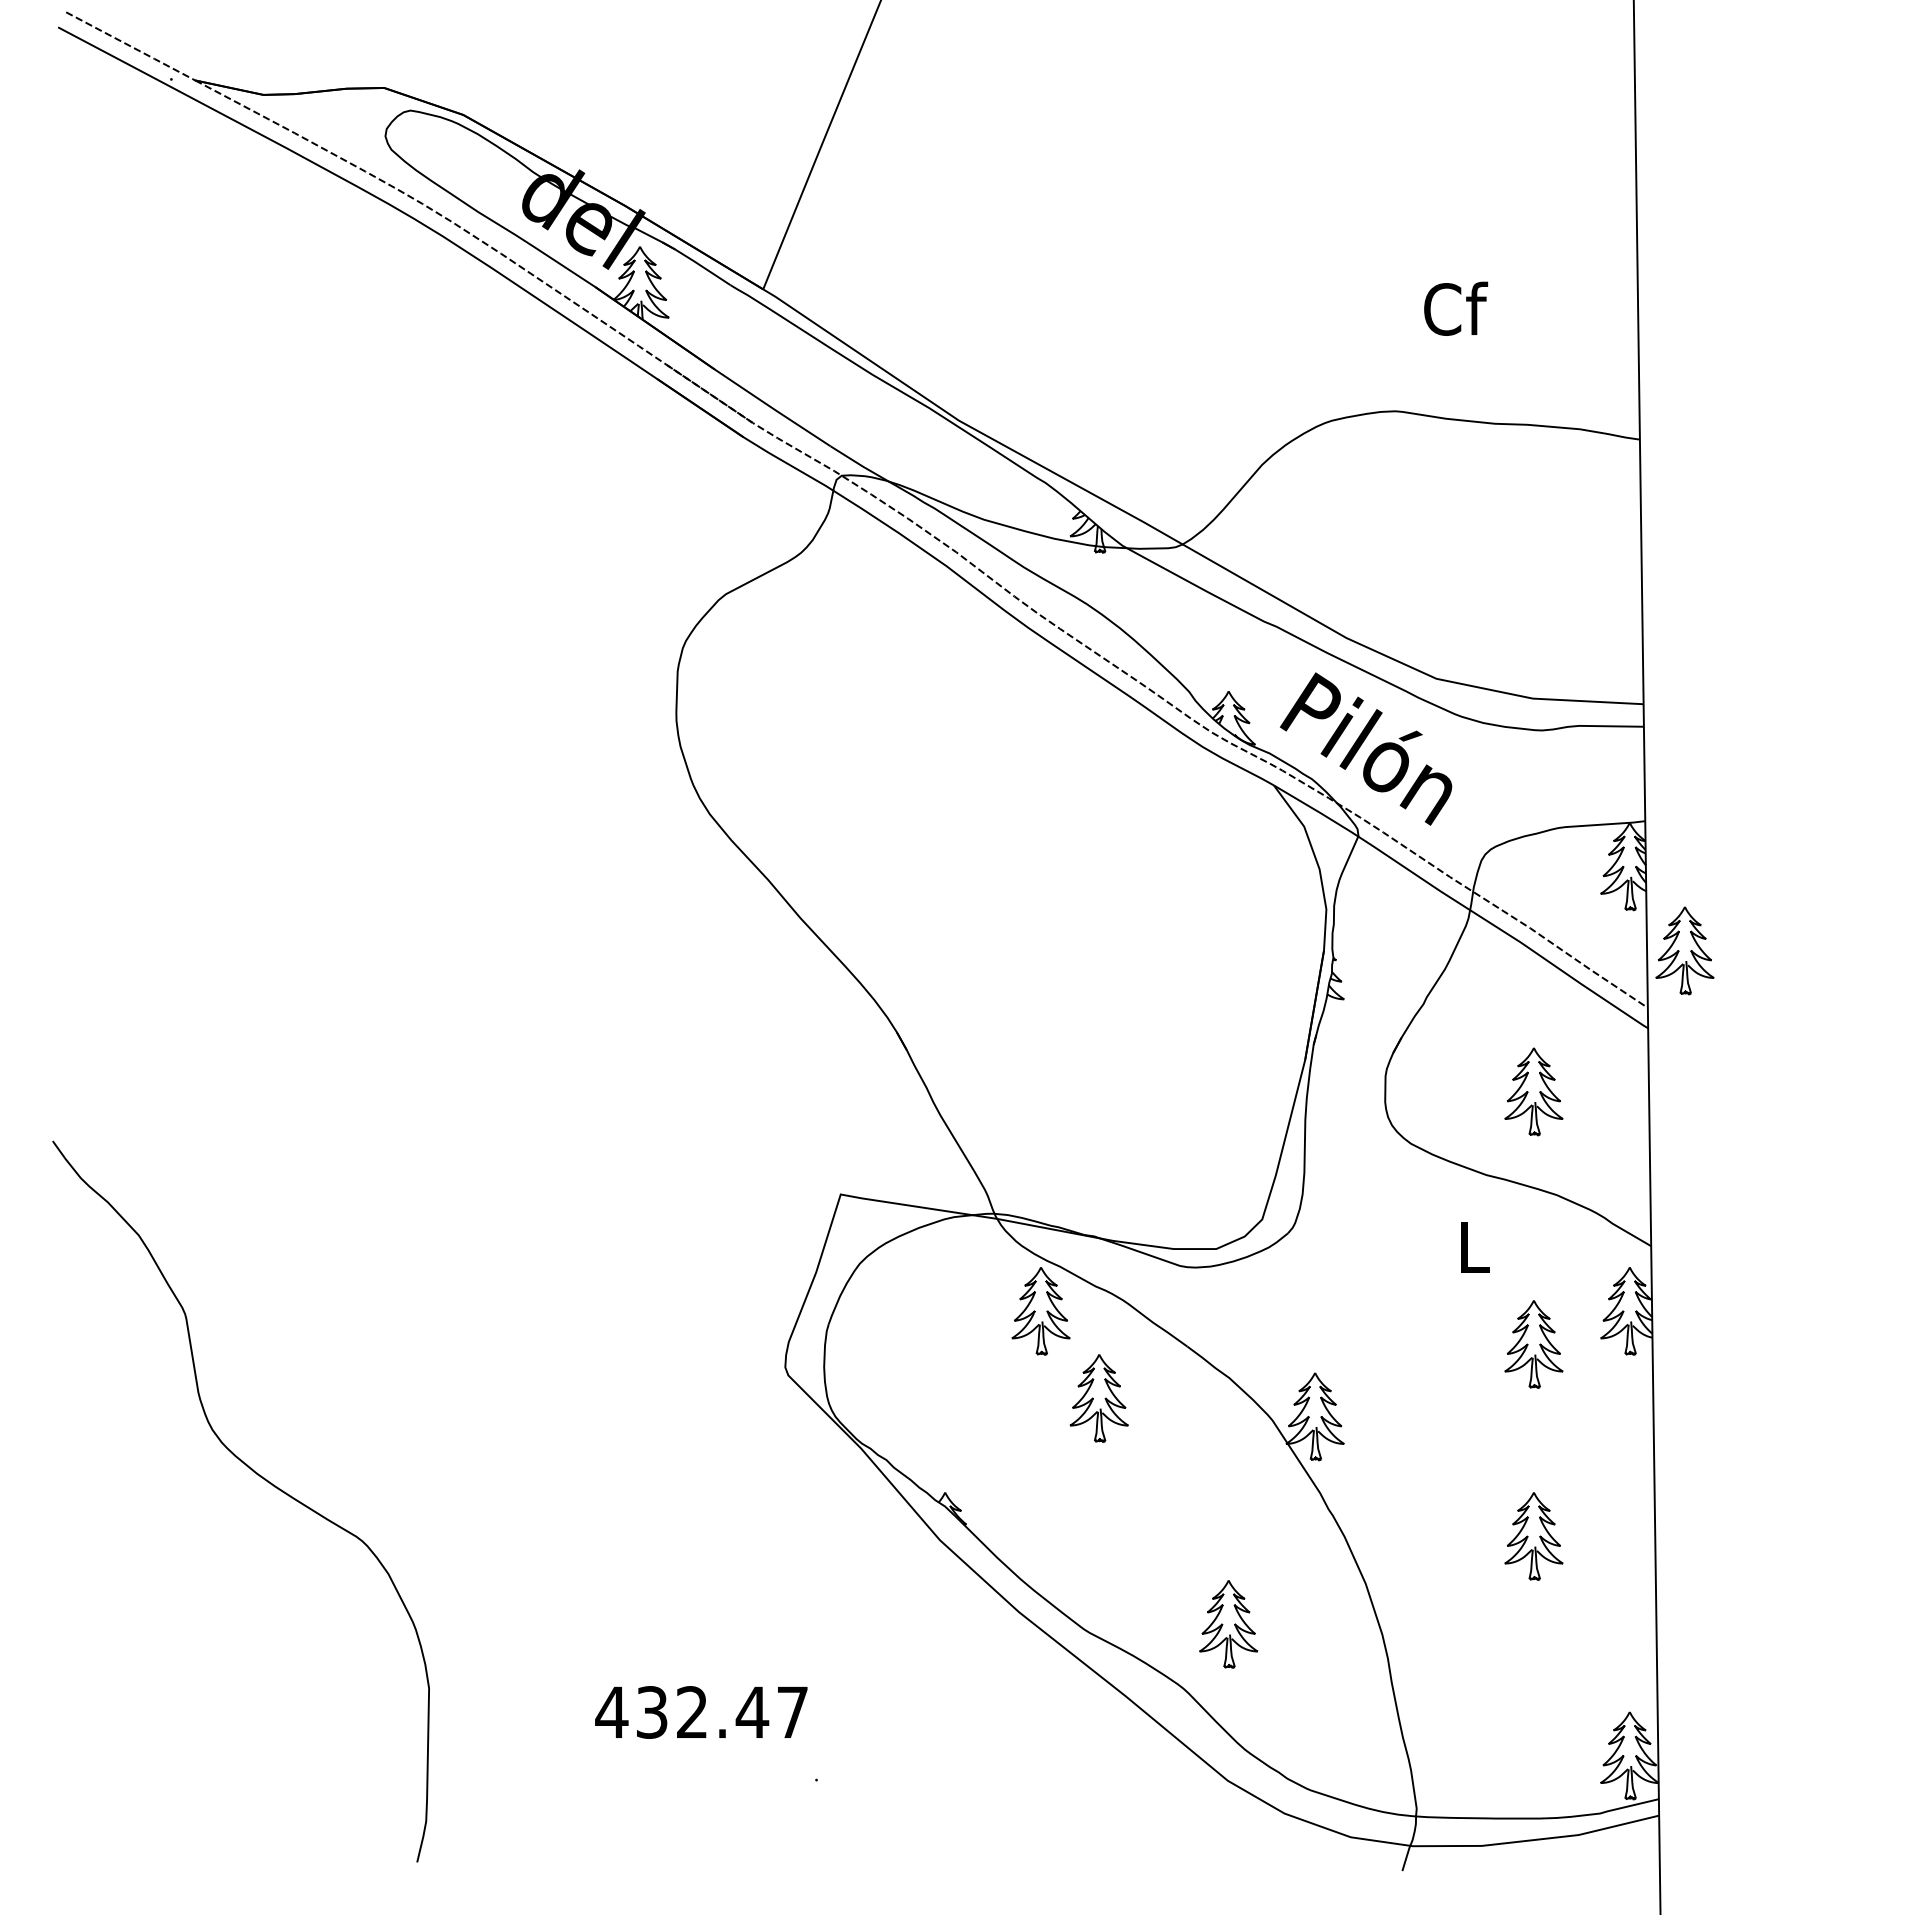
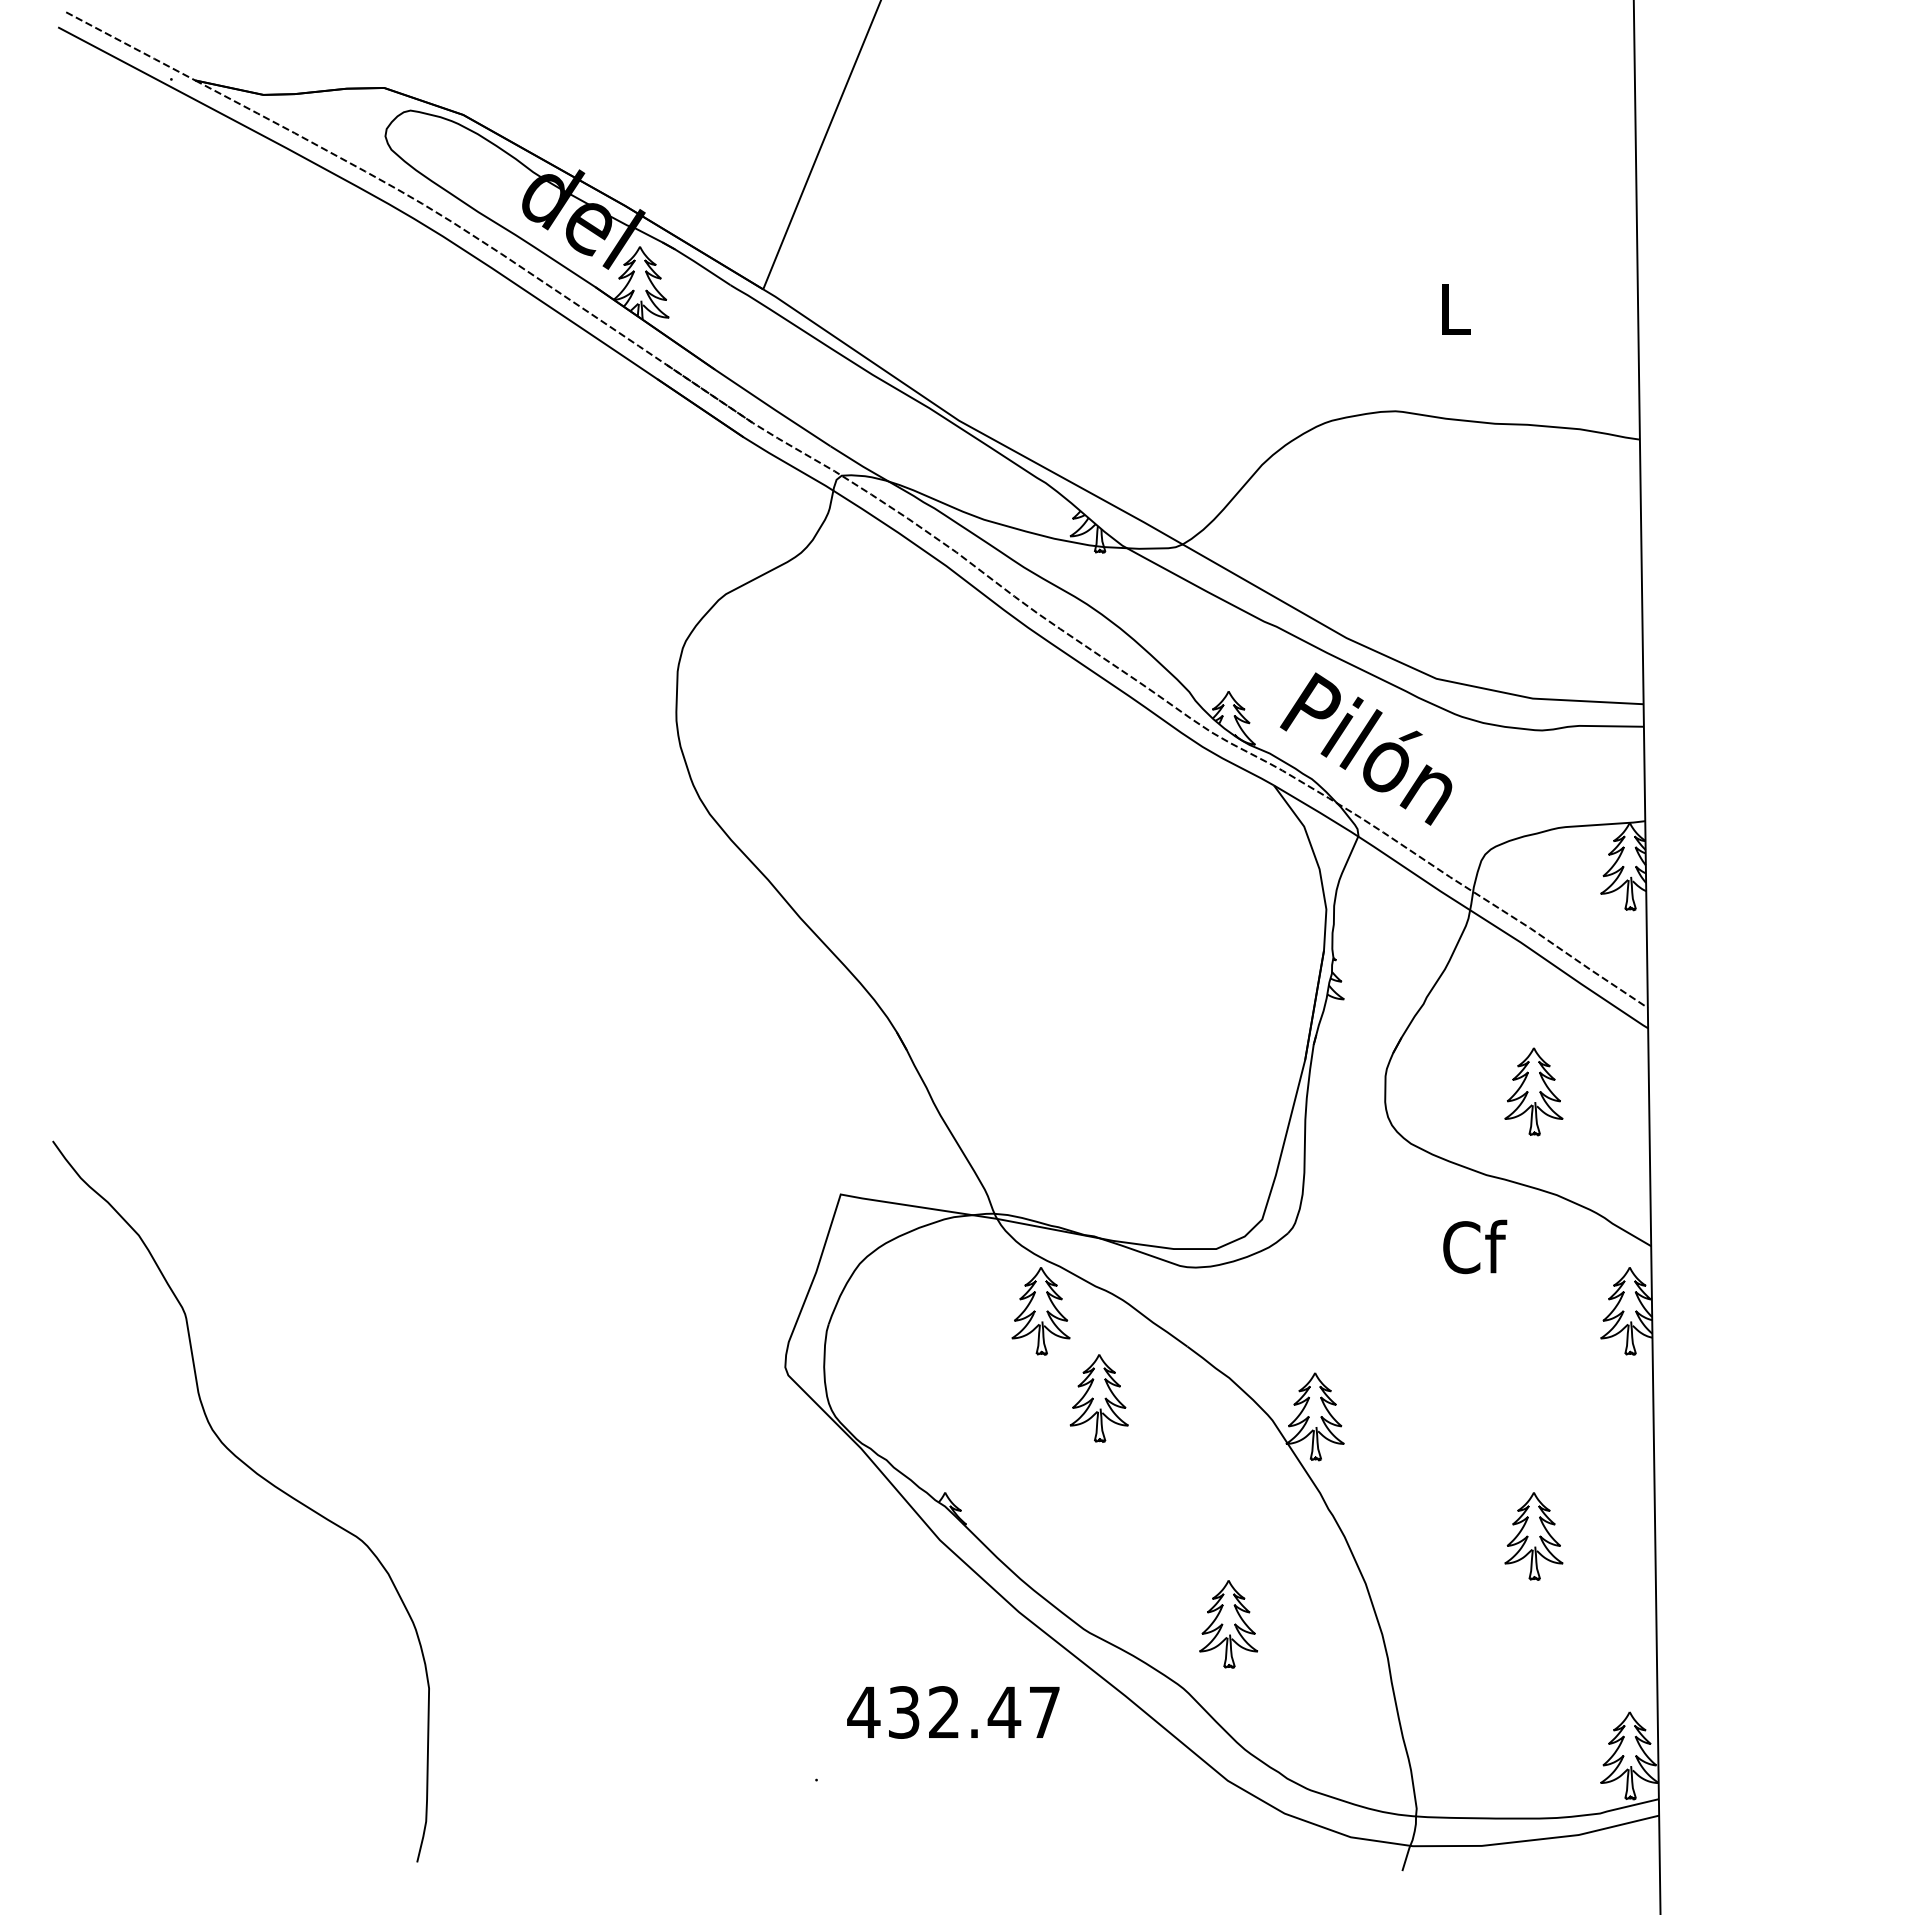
text: Cf -> L (1456, 308)
part: present -> none (1684, 950)
text: L -> Cf (1475, 1246)
part: present -> none (1533, 1344)
text position: (701, 1712) -> (953, 1712) (953, 1712)
